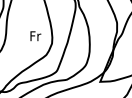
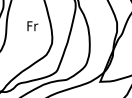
text position: (35, 36) -> (32, 26) (32, 26)
